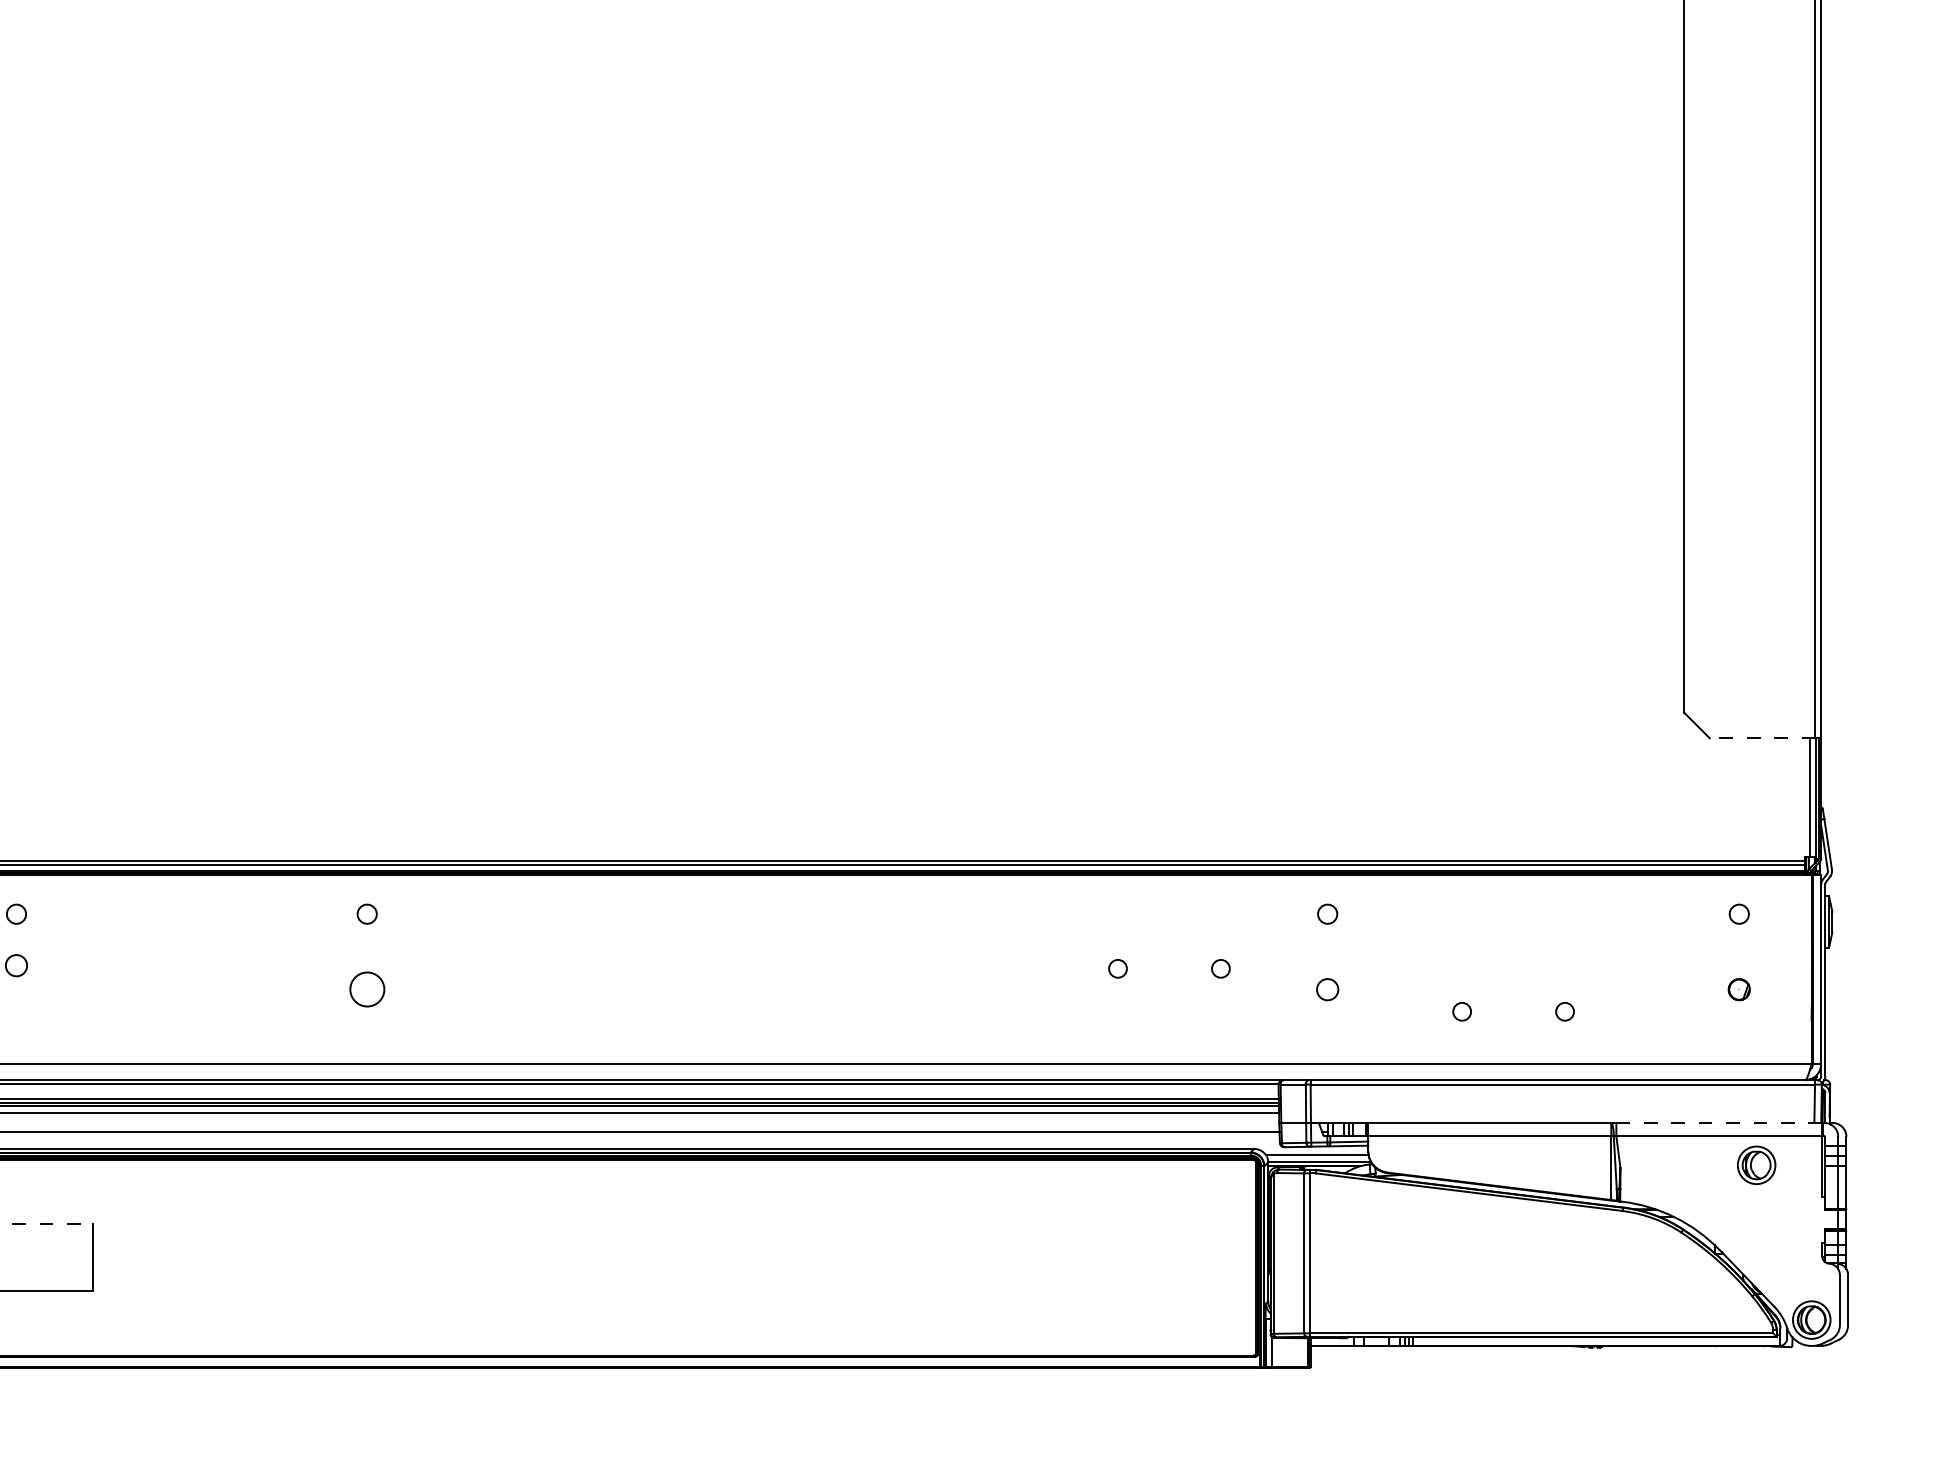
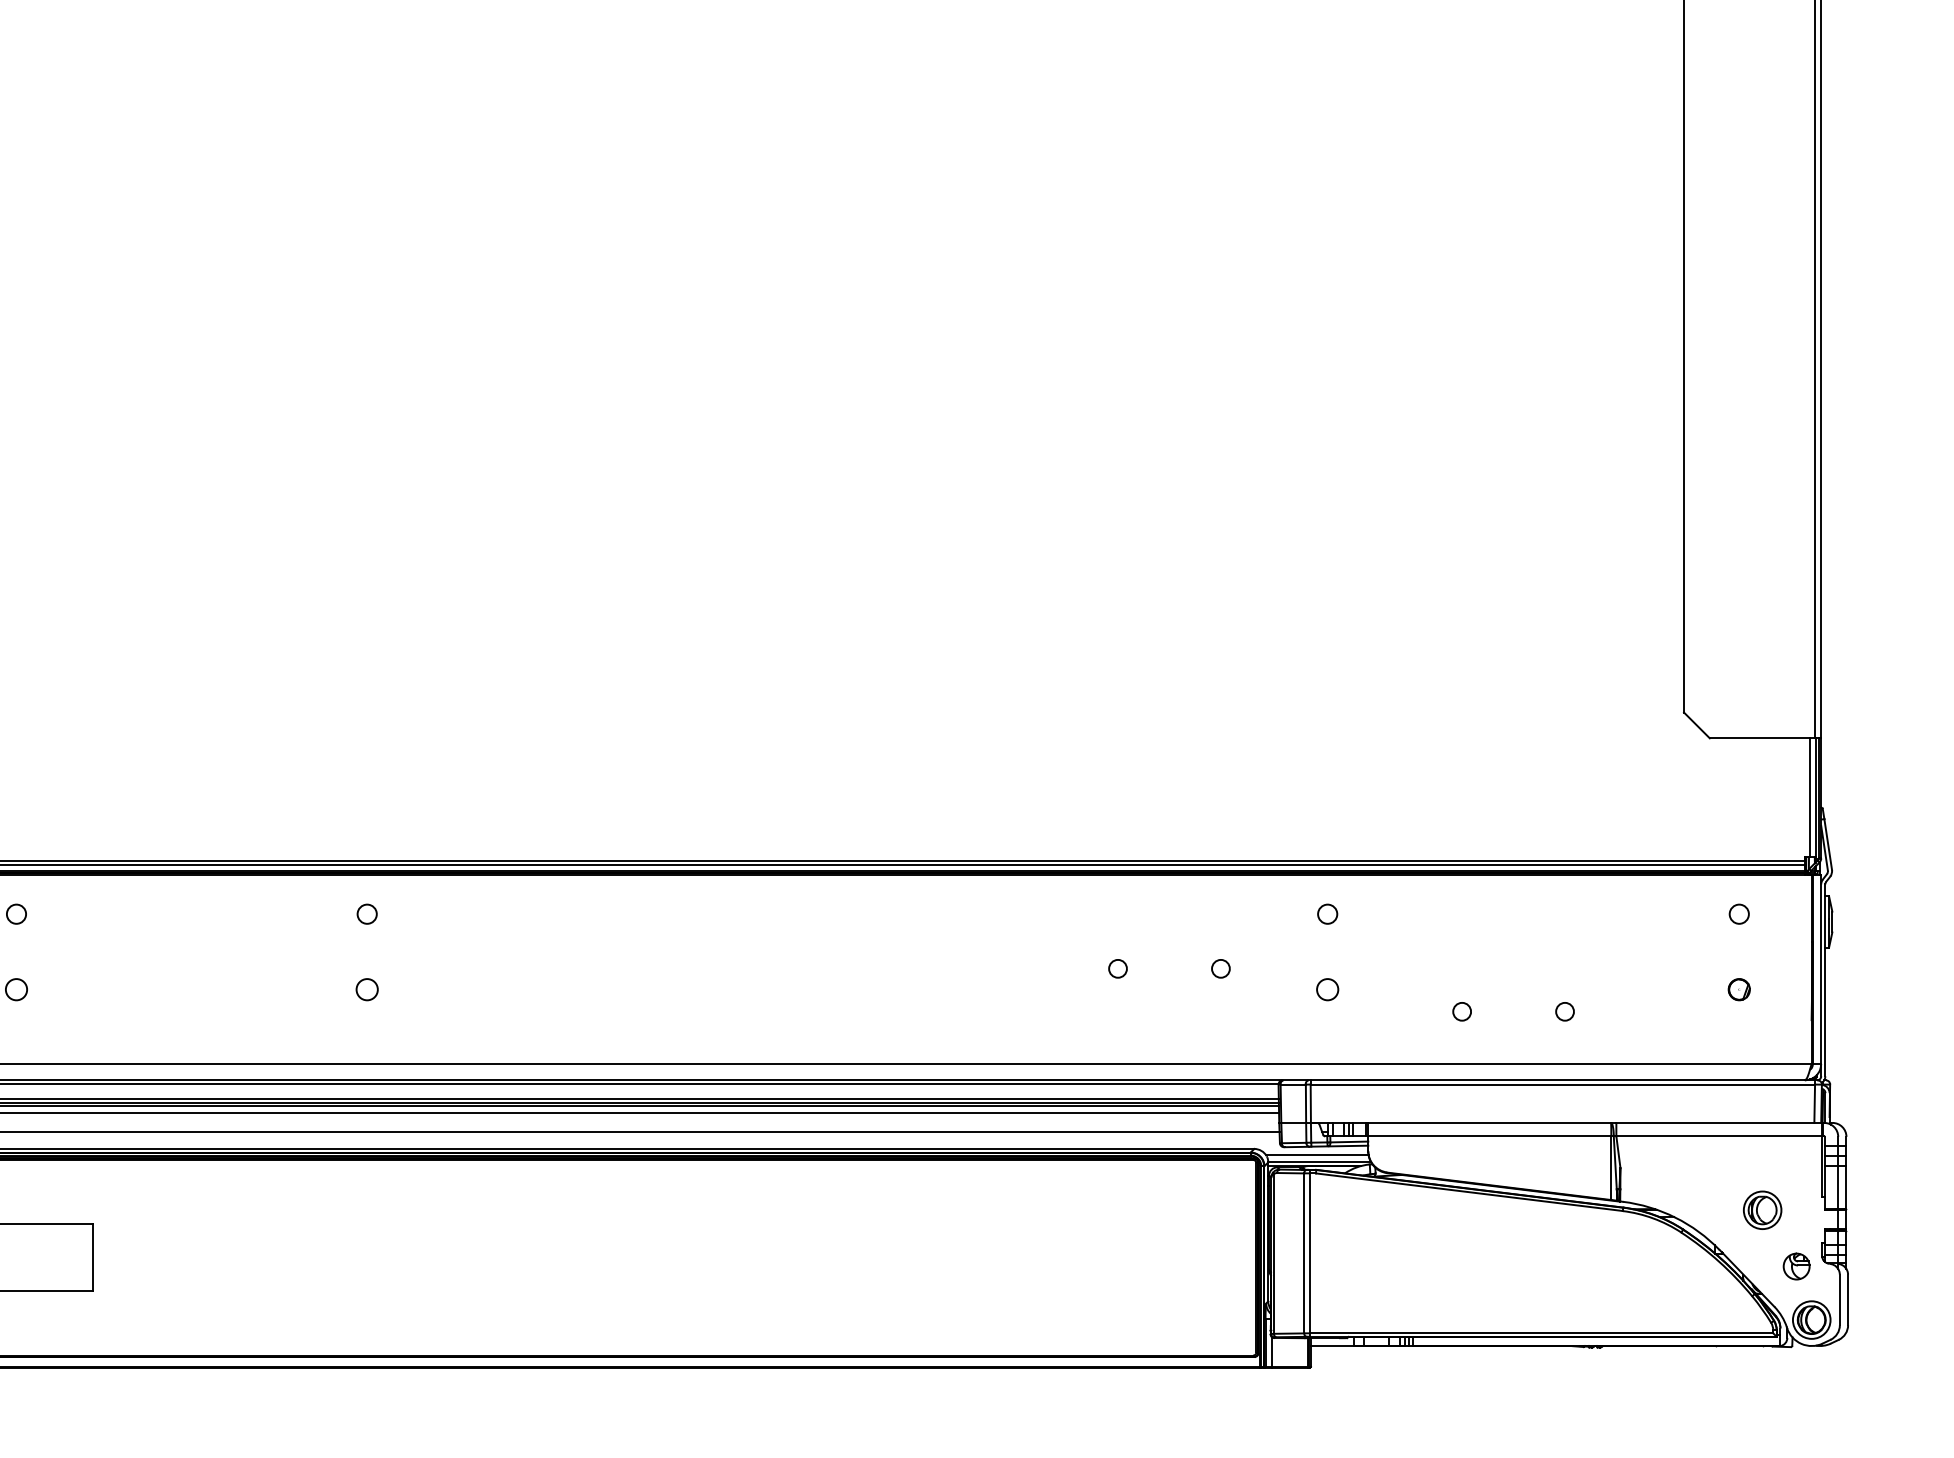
line: dashed -> solid (1762, 738)
circle position: (16, 965) -> (16, 989) (16, 989)
circle size: 37x37 px -> 24x24 px (366, 989)
line: dashed -> solid (1719, 1122)
part position: (1756, 1164) -> (1762, 1209) (1762, 1209)
line: dashed -> solid (47, 1224)
part: none -> present (1796, 1266)
